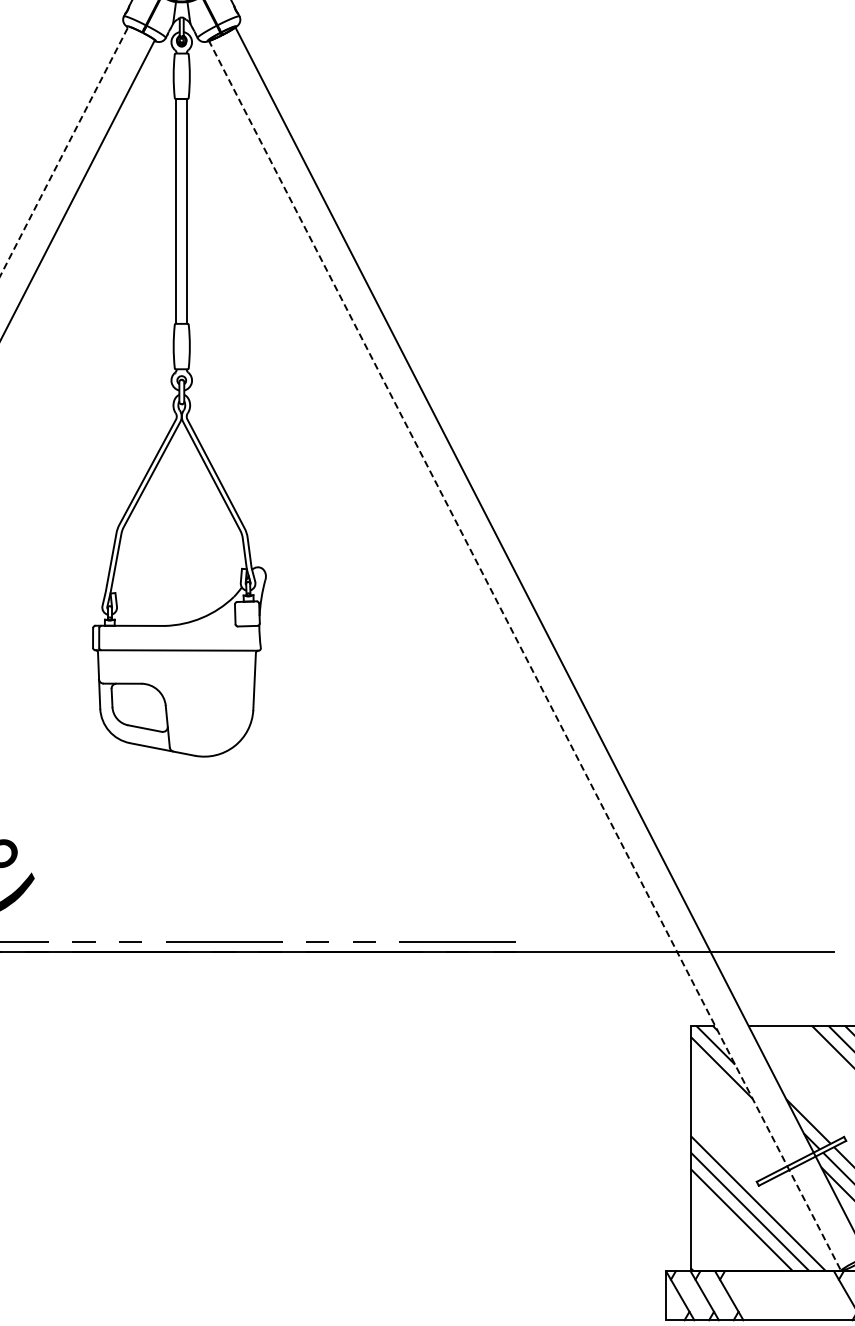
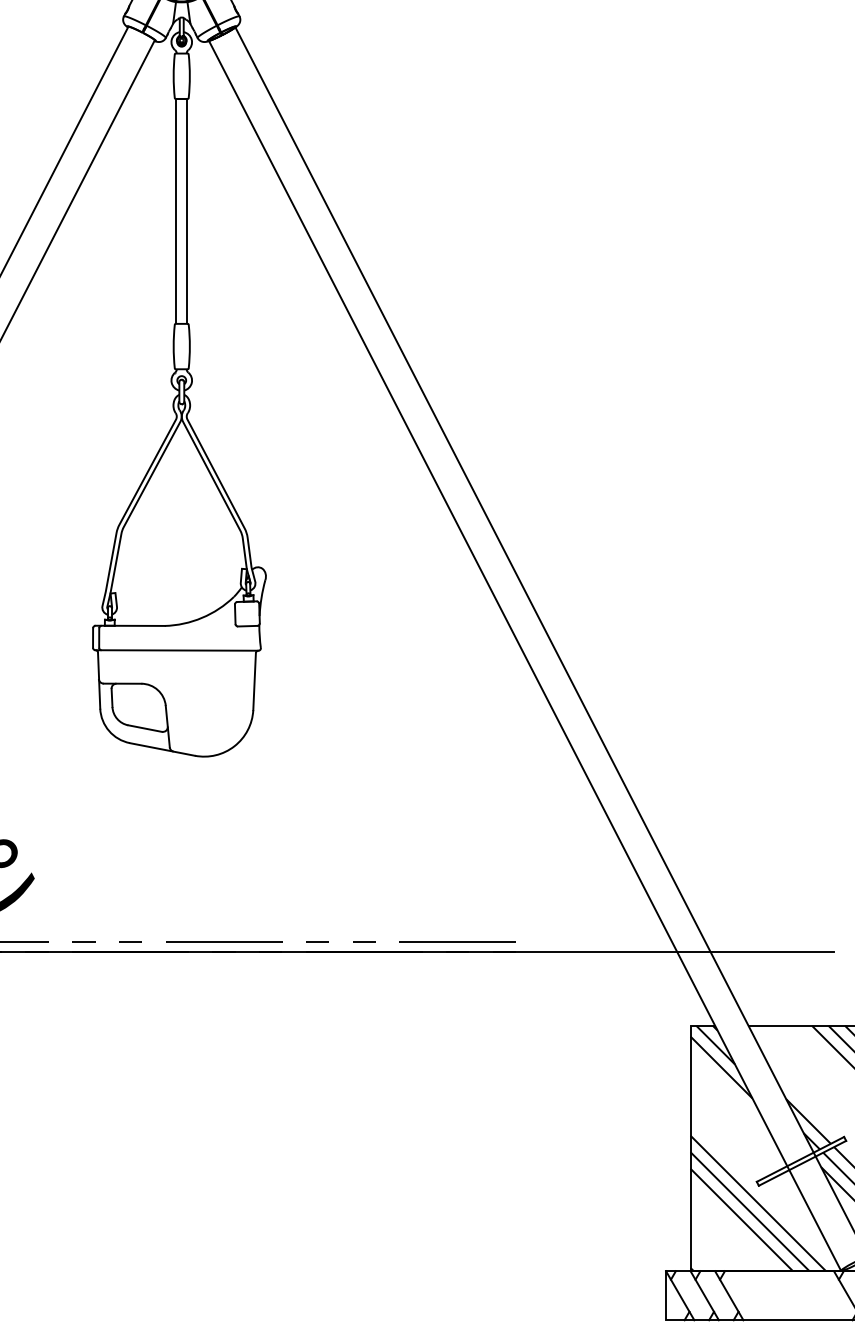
line: dashed -> solid (64, 151)
line: dashed -> solid (524, 655)
